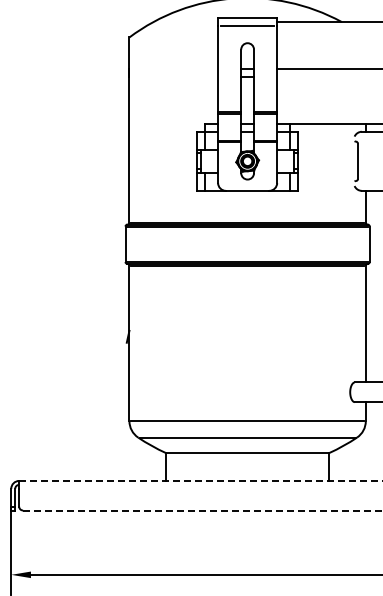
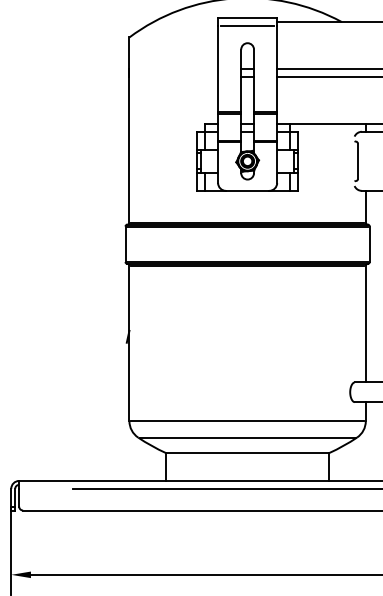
line: none -> present (328, 77)
line: dashed -> solid (201, 480)
line: none -> present (226, 488)
line: dashed -> solid (203, 510)
